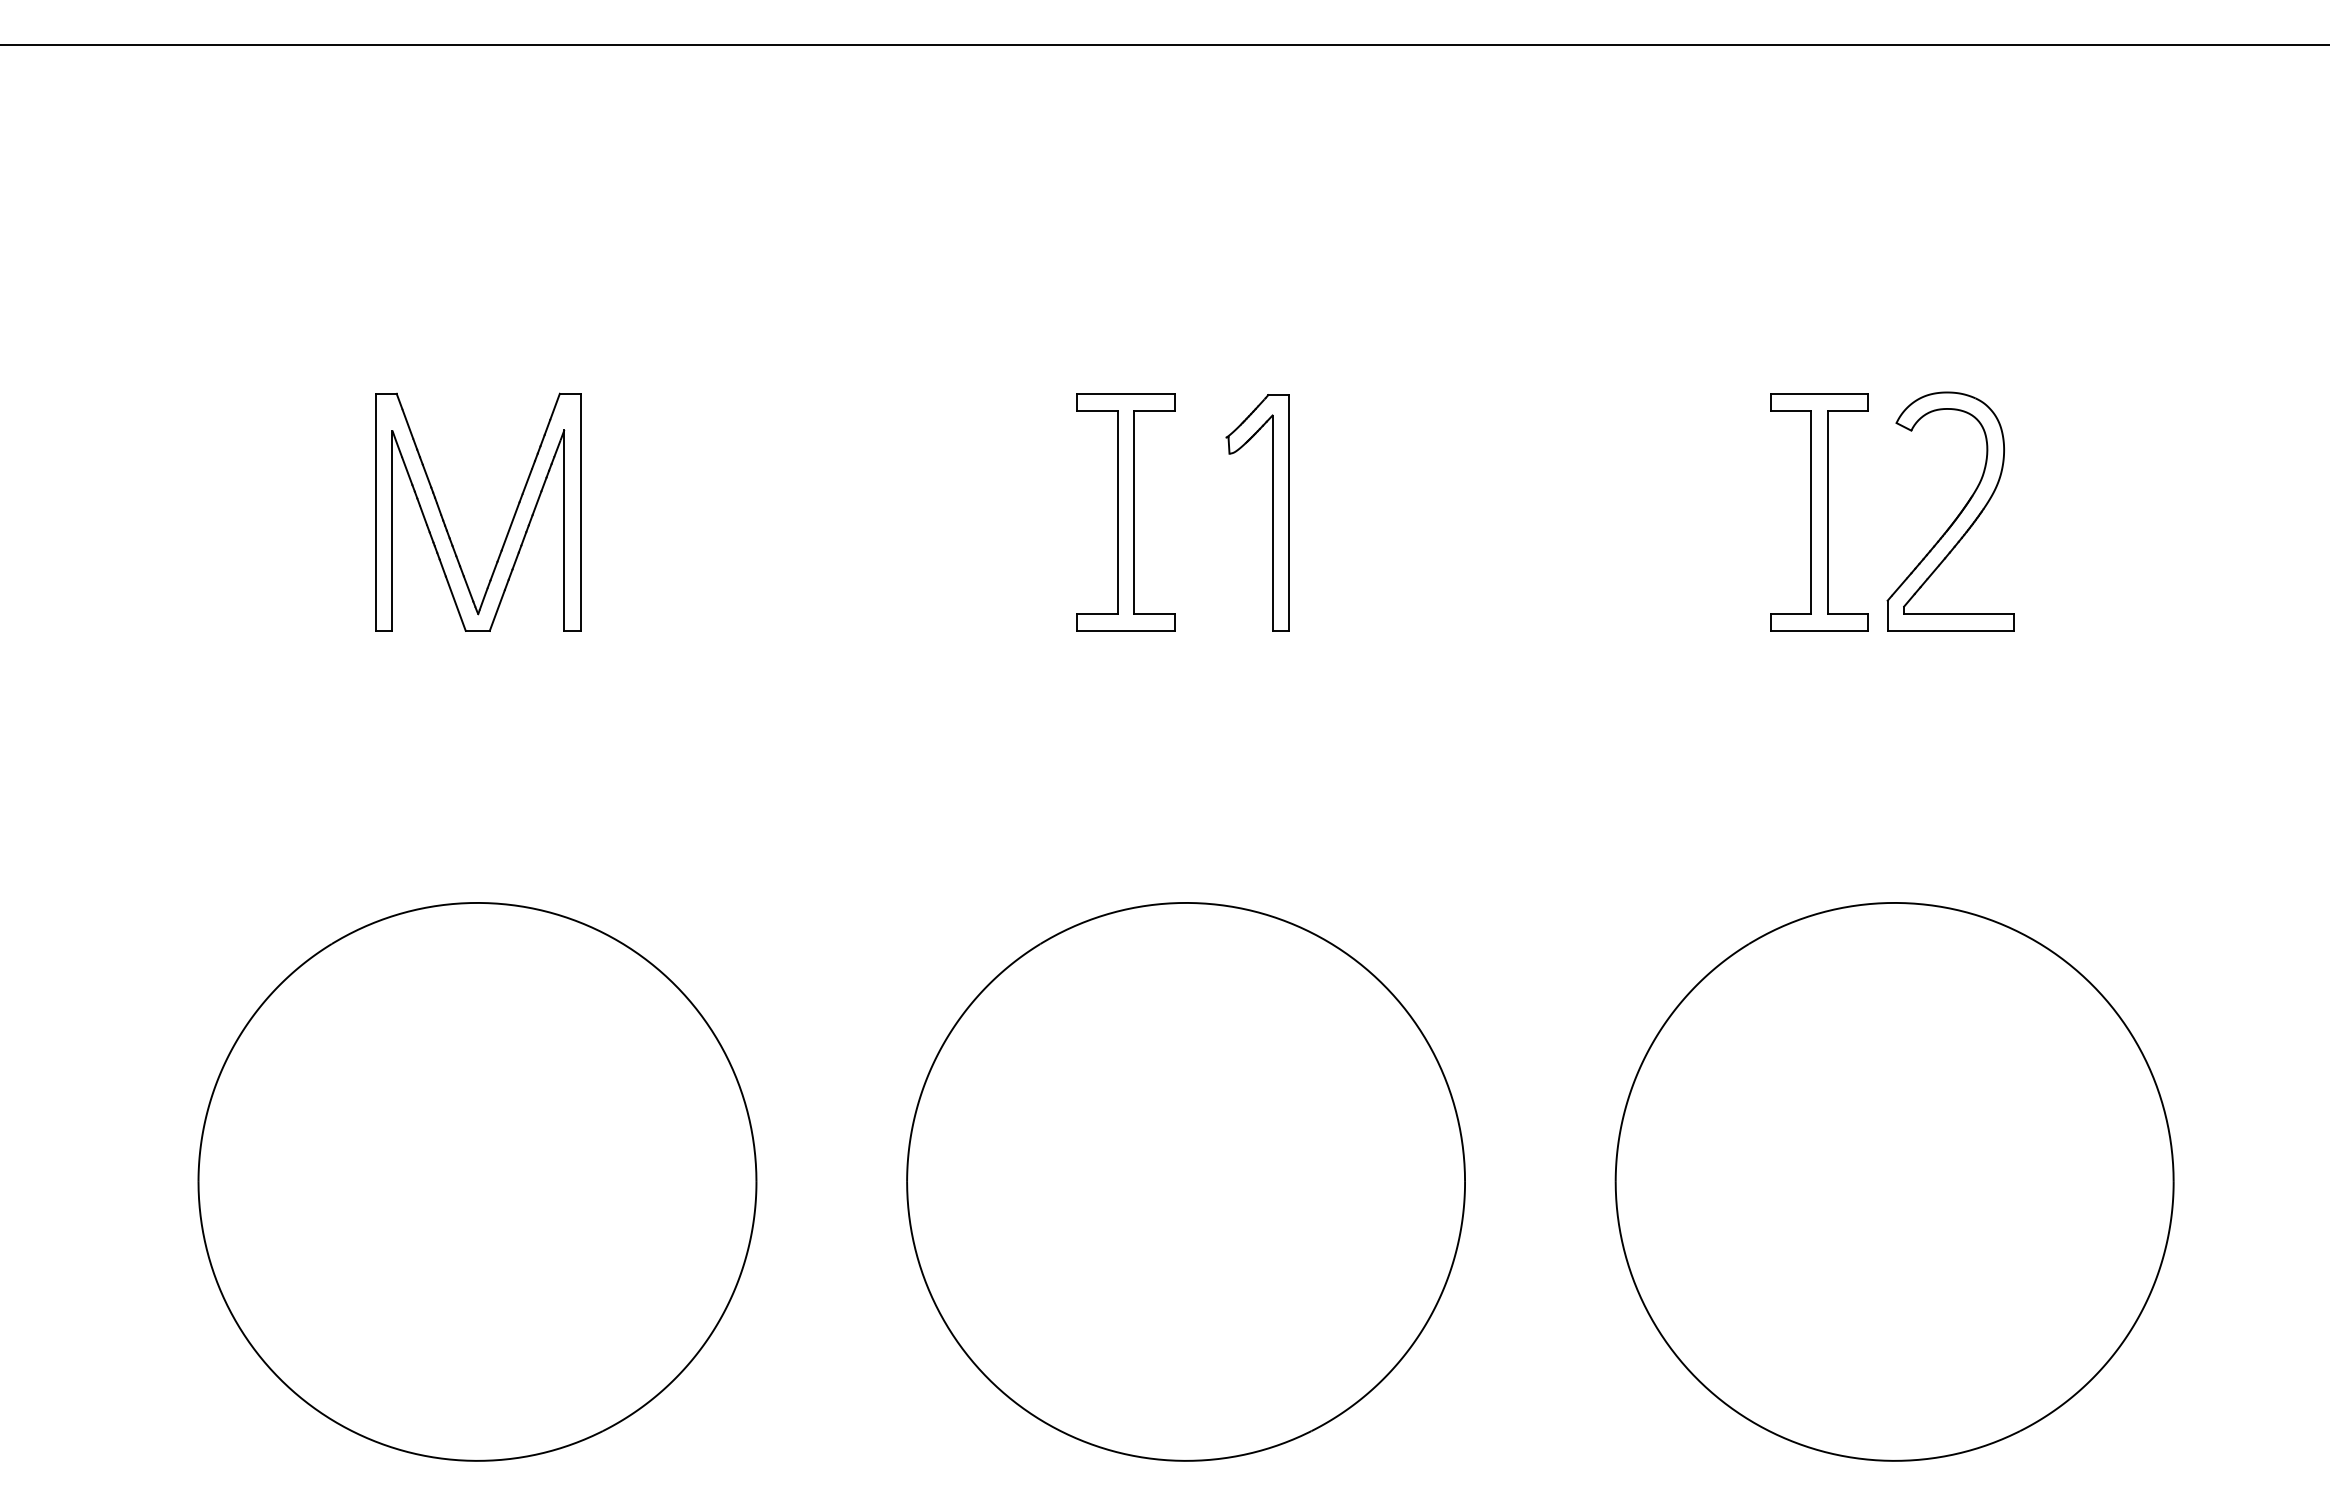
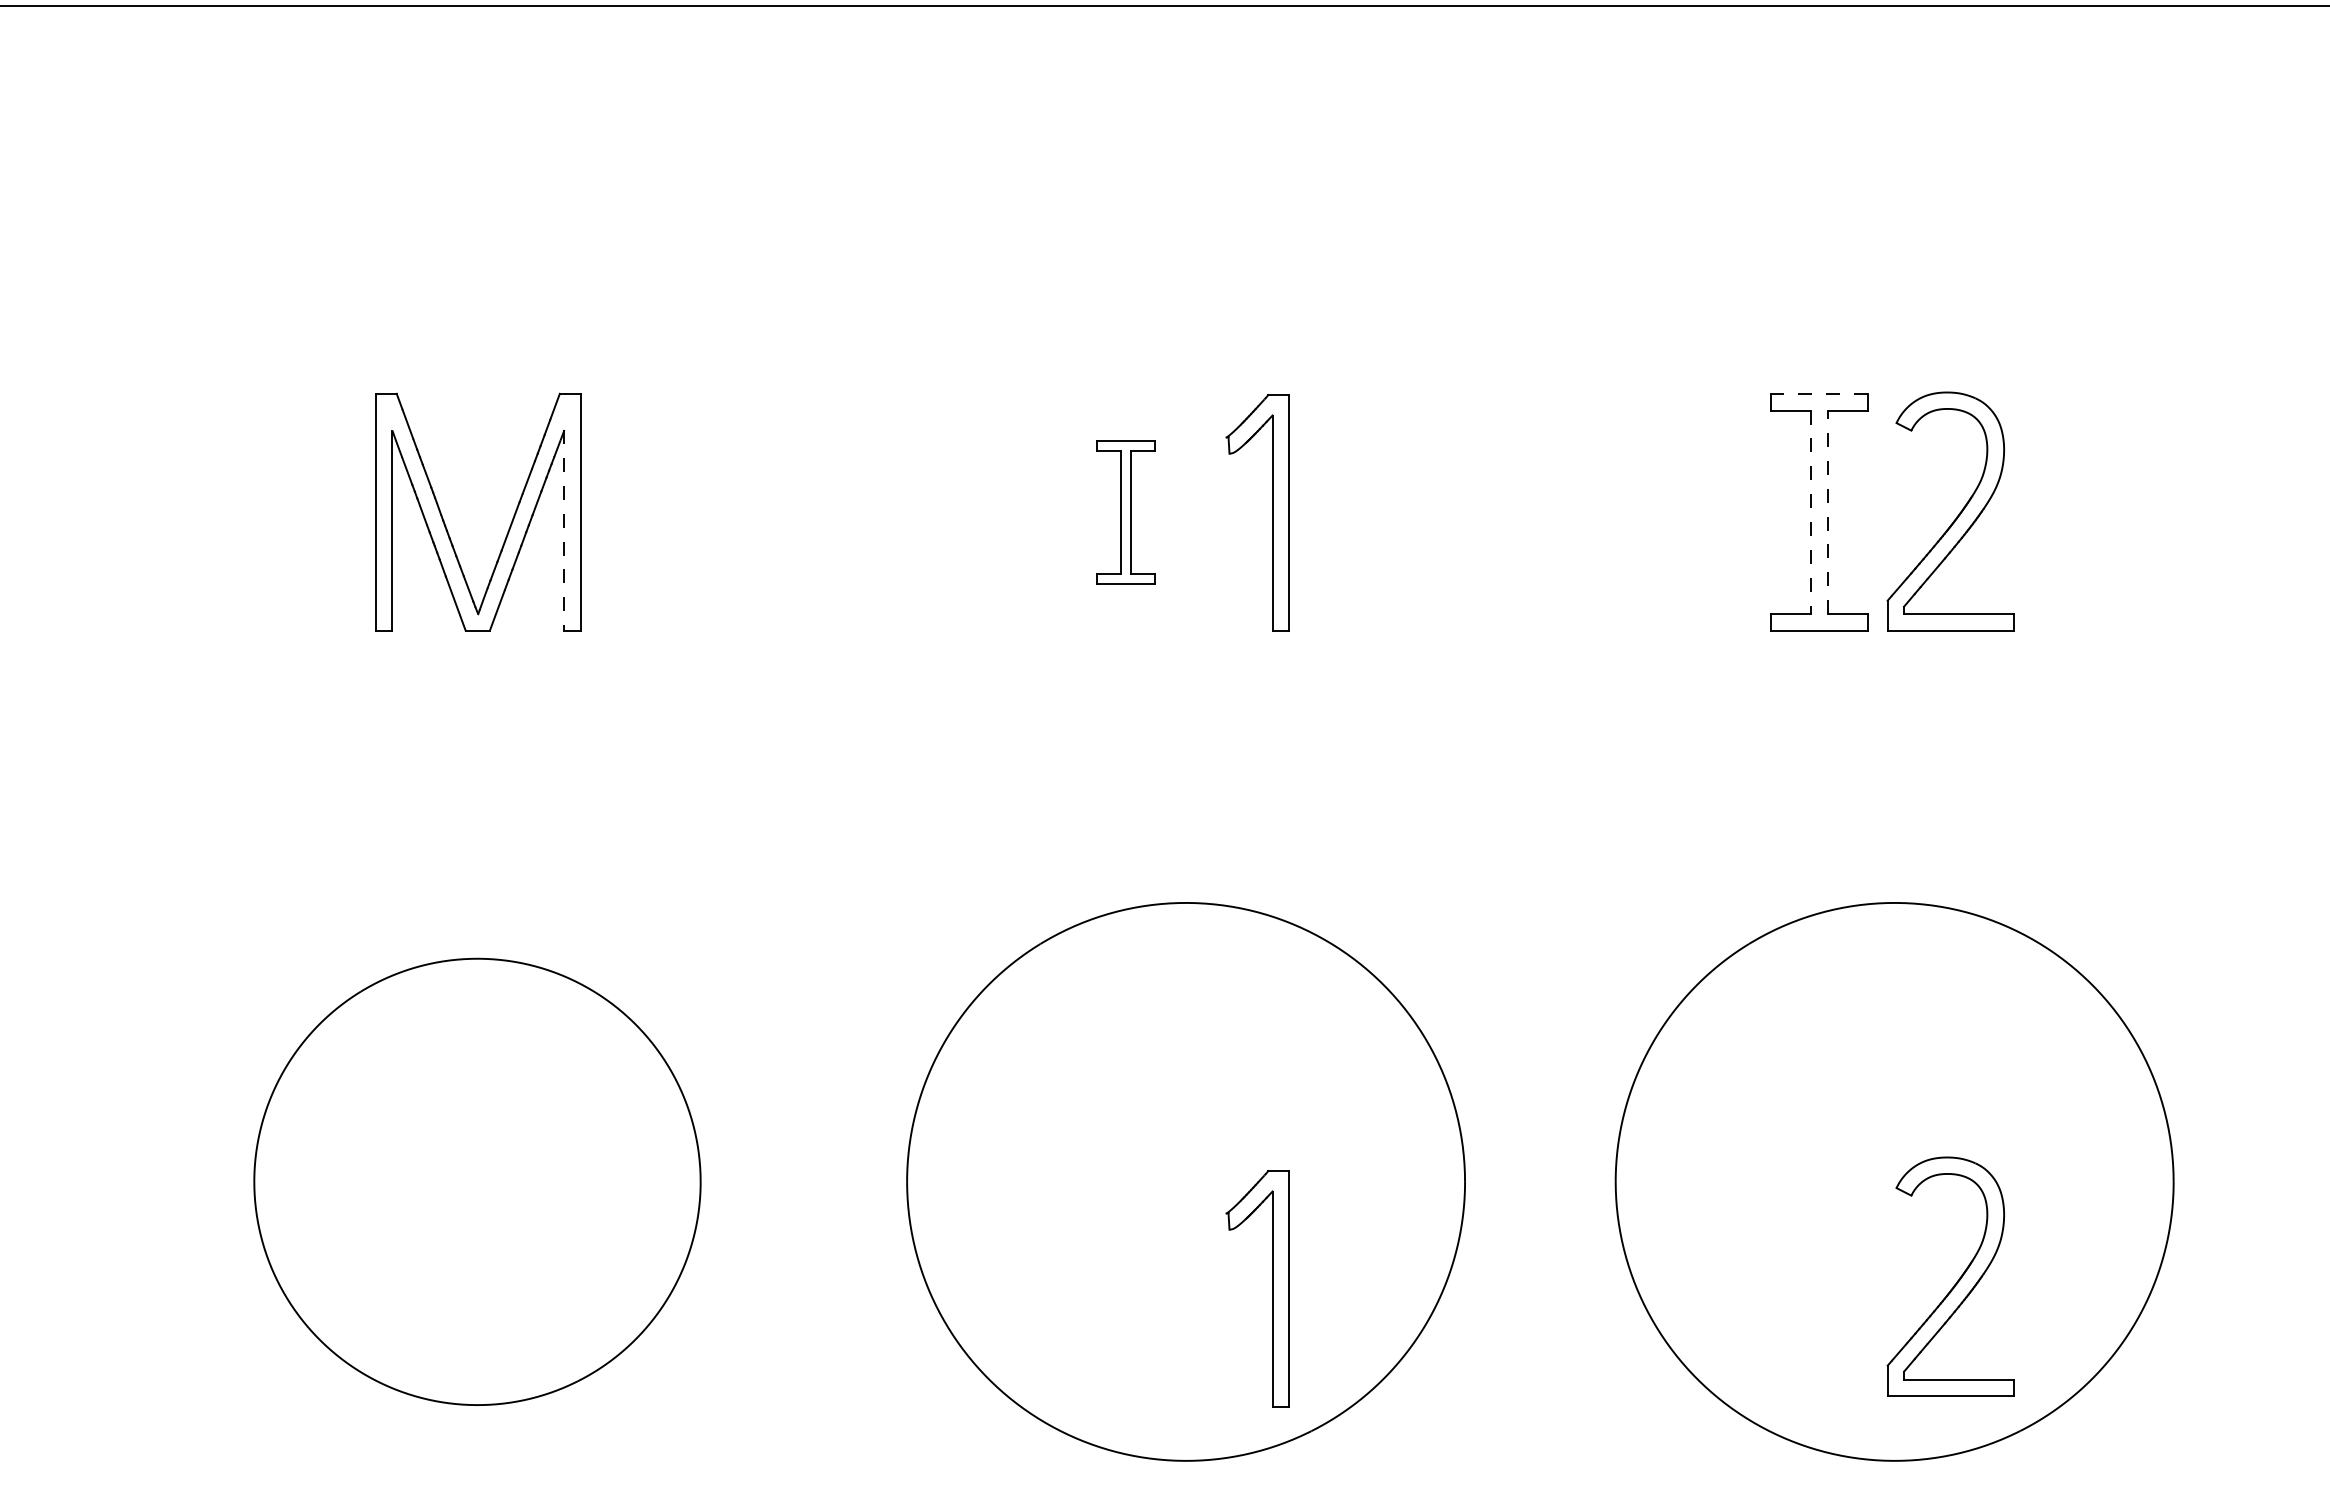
line position: (1164, 45) -> (1164, 6) (1164, 6)
line: solid -> dashed (1819, 393)
part size: 100x239 px -> 60x145 px (1125, 512)
line: solid -> dashed (1810, 512)
line: solid -> dashed (1827, 512)
line: solid -> dashed (564, 530)
part size: 561x560 px -> 449x449 px (477, 1181)
part: none -> present (1956, 1281)
part: none -> present (1272, 1288)
